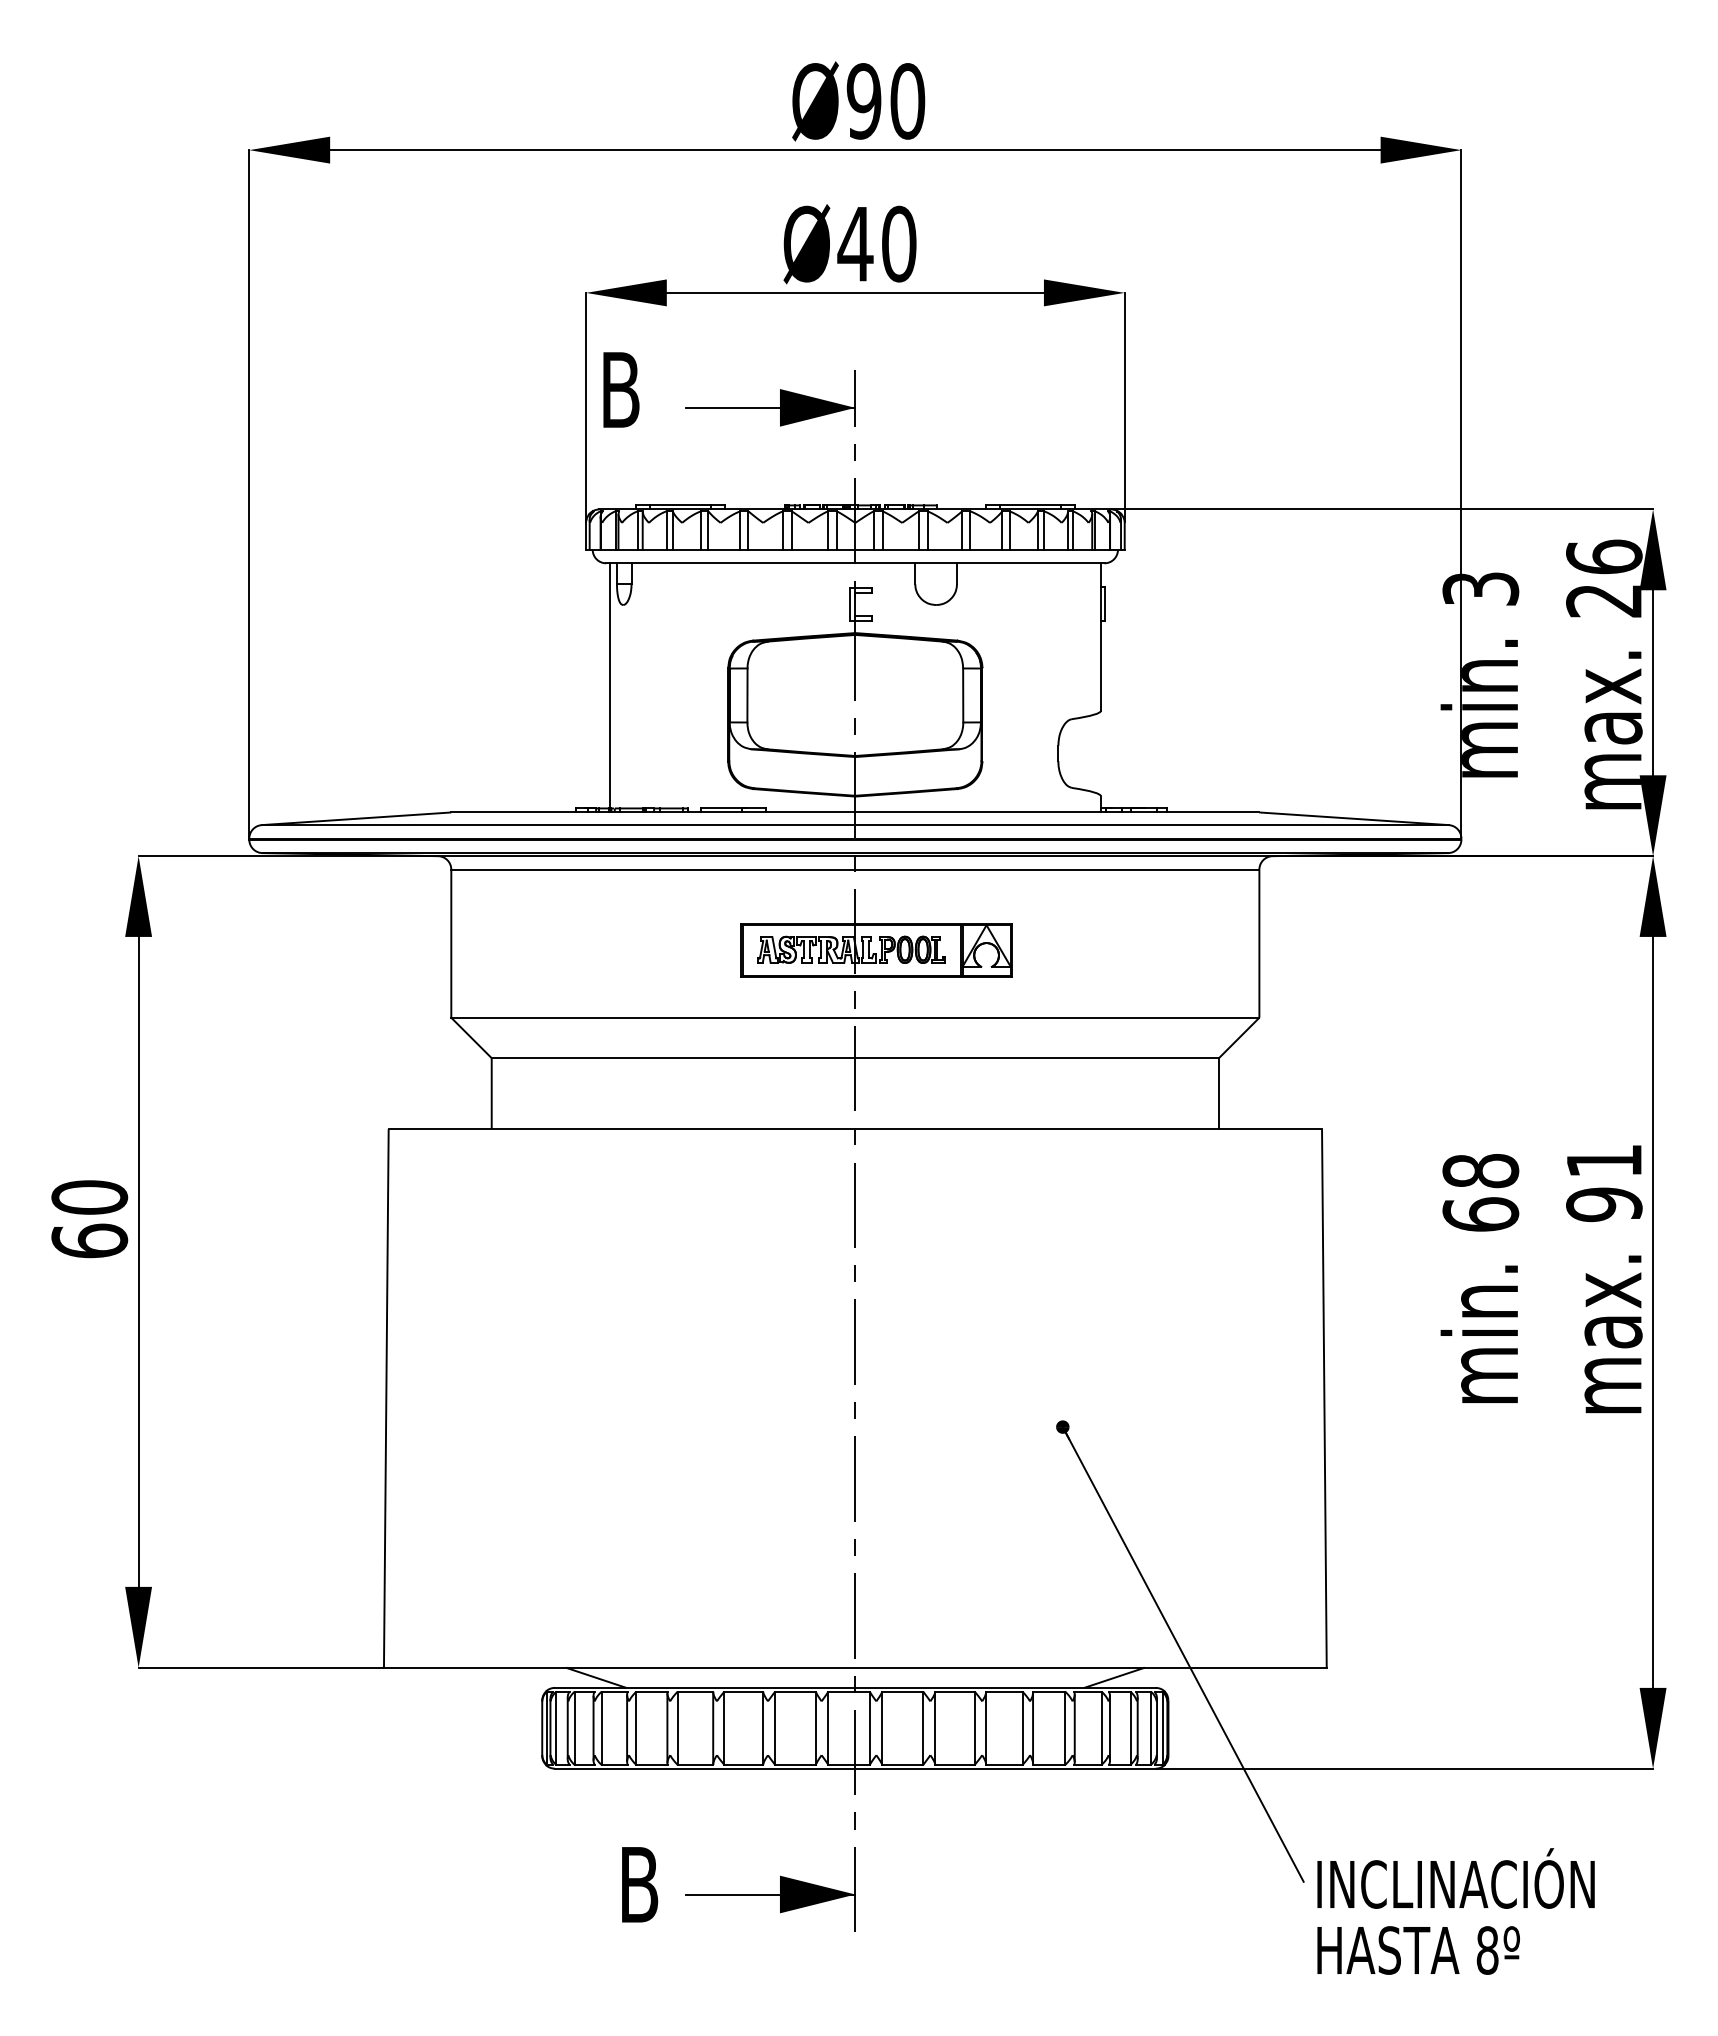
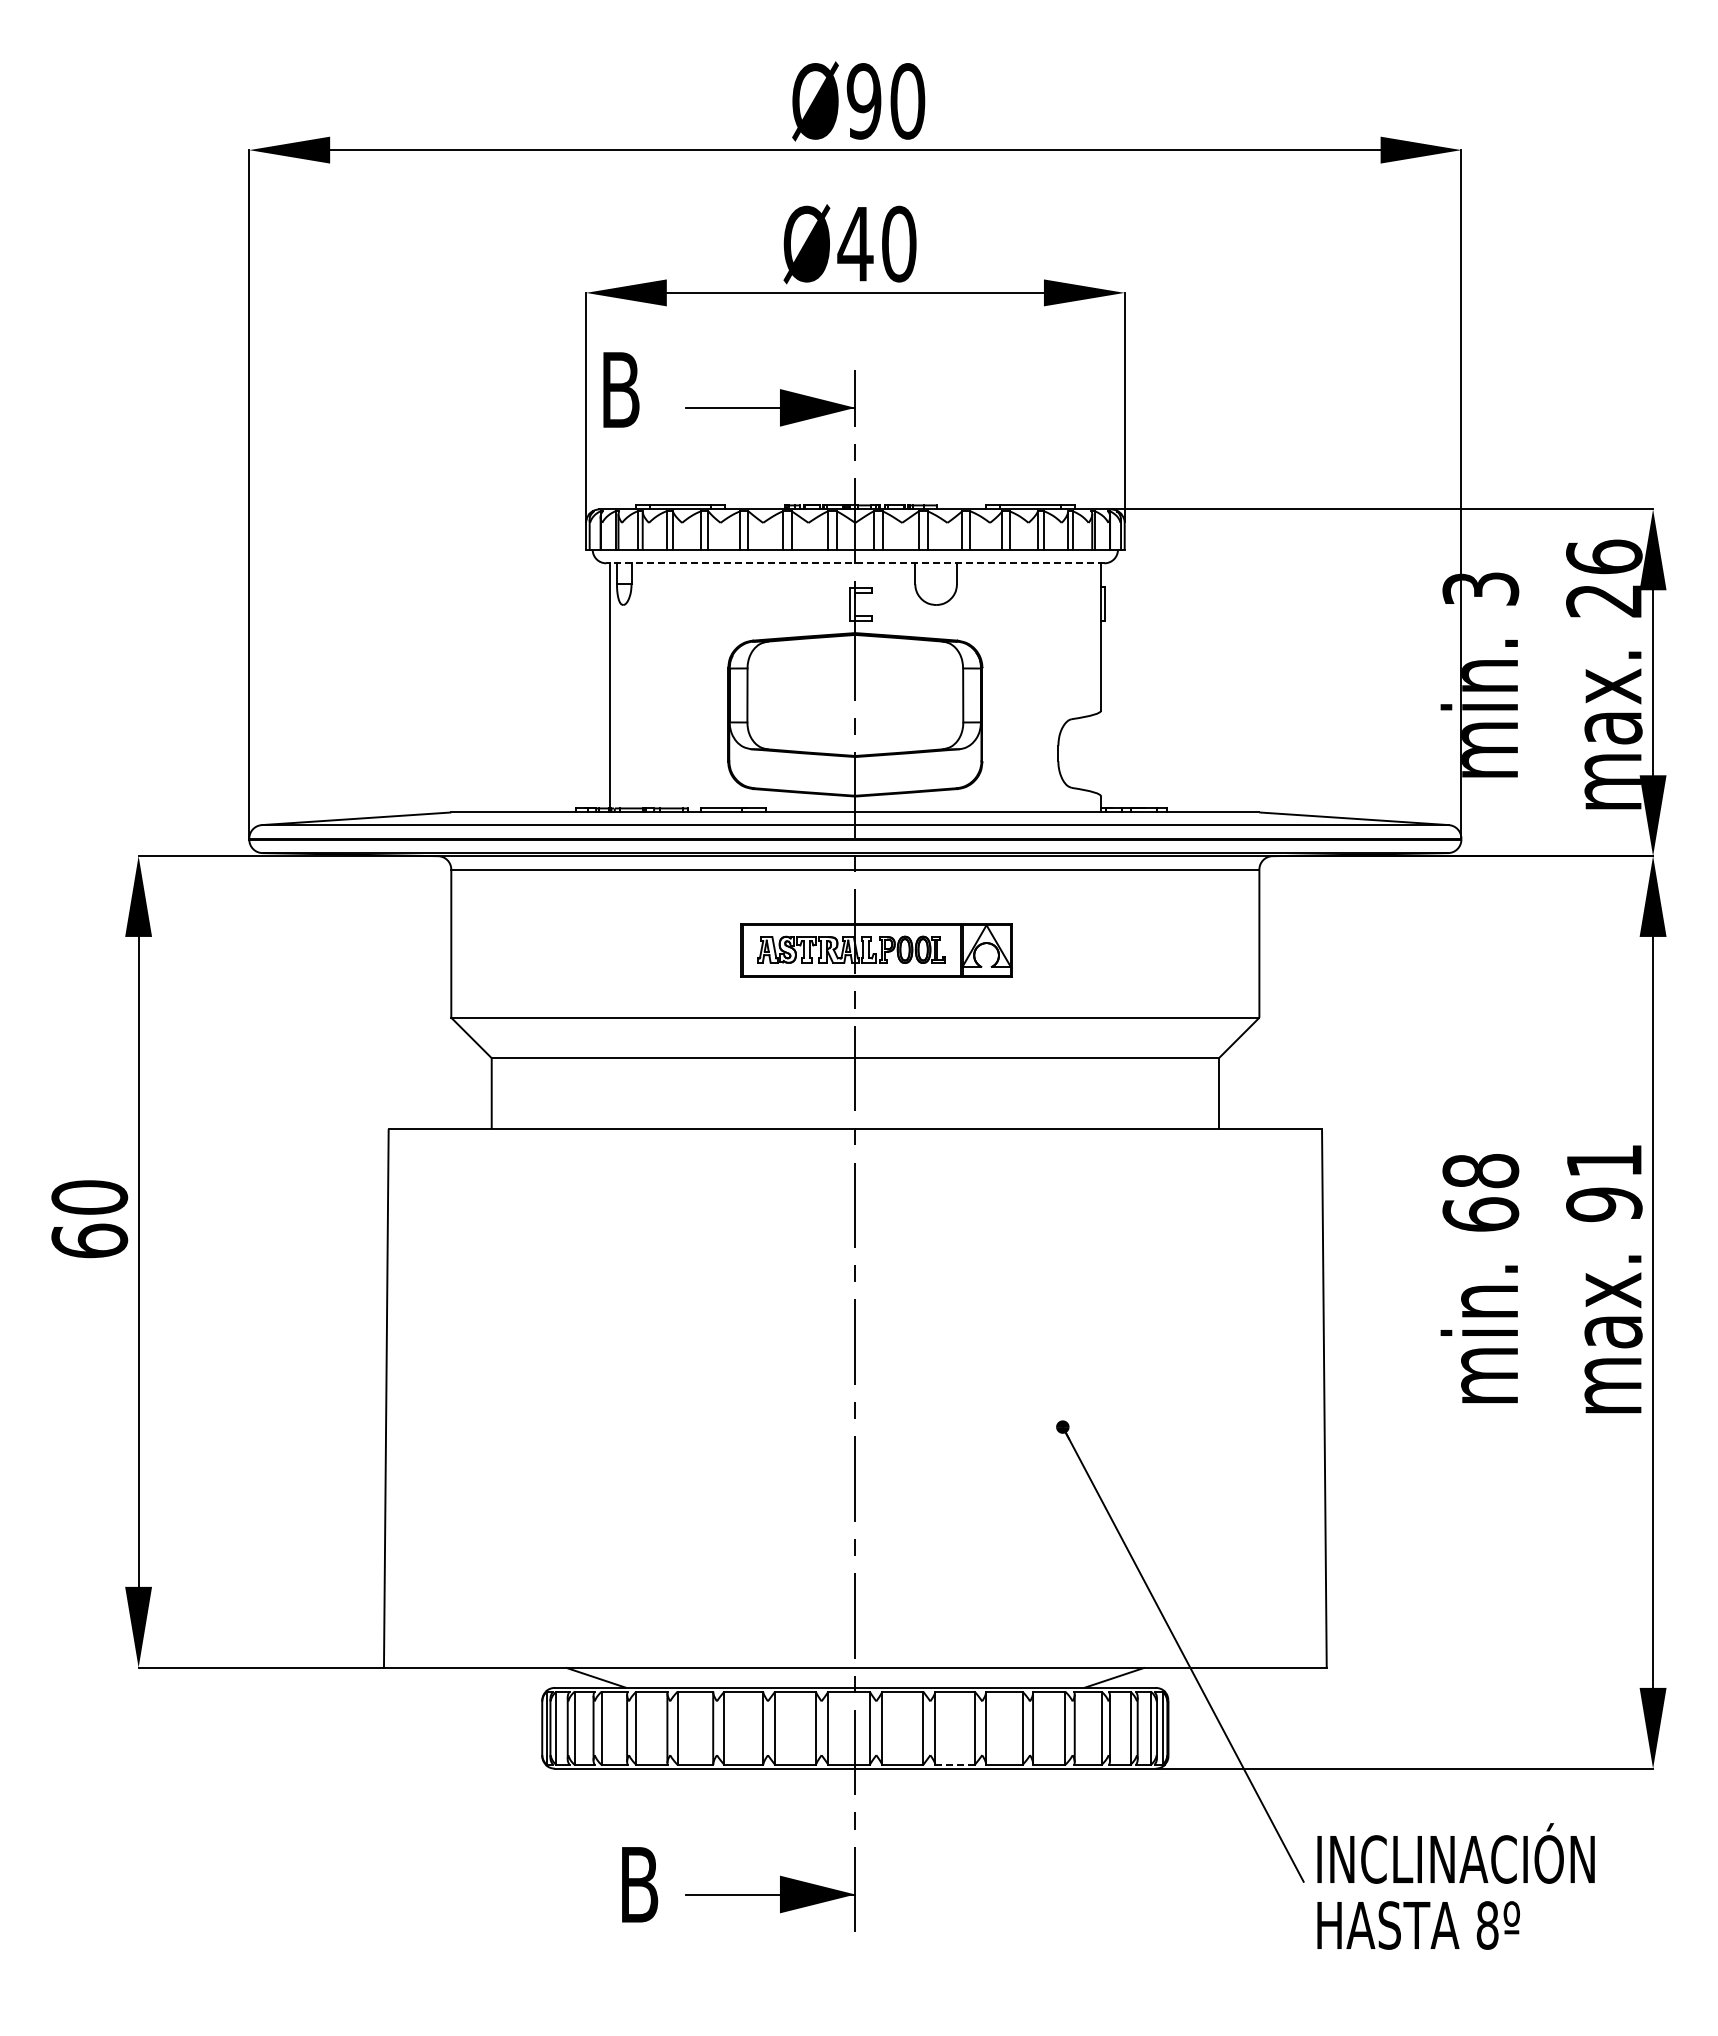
line: solid -> dashed (854, 563)
line: solid -> dashed (955, 1764)
text position: (1455, 1911) -> (1455, 1886) (1455, 1886)
